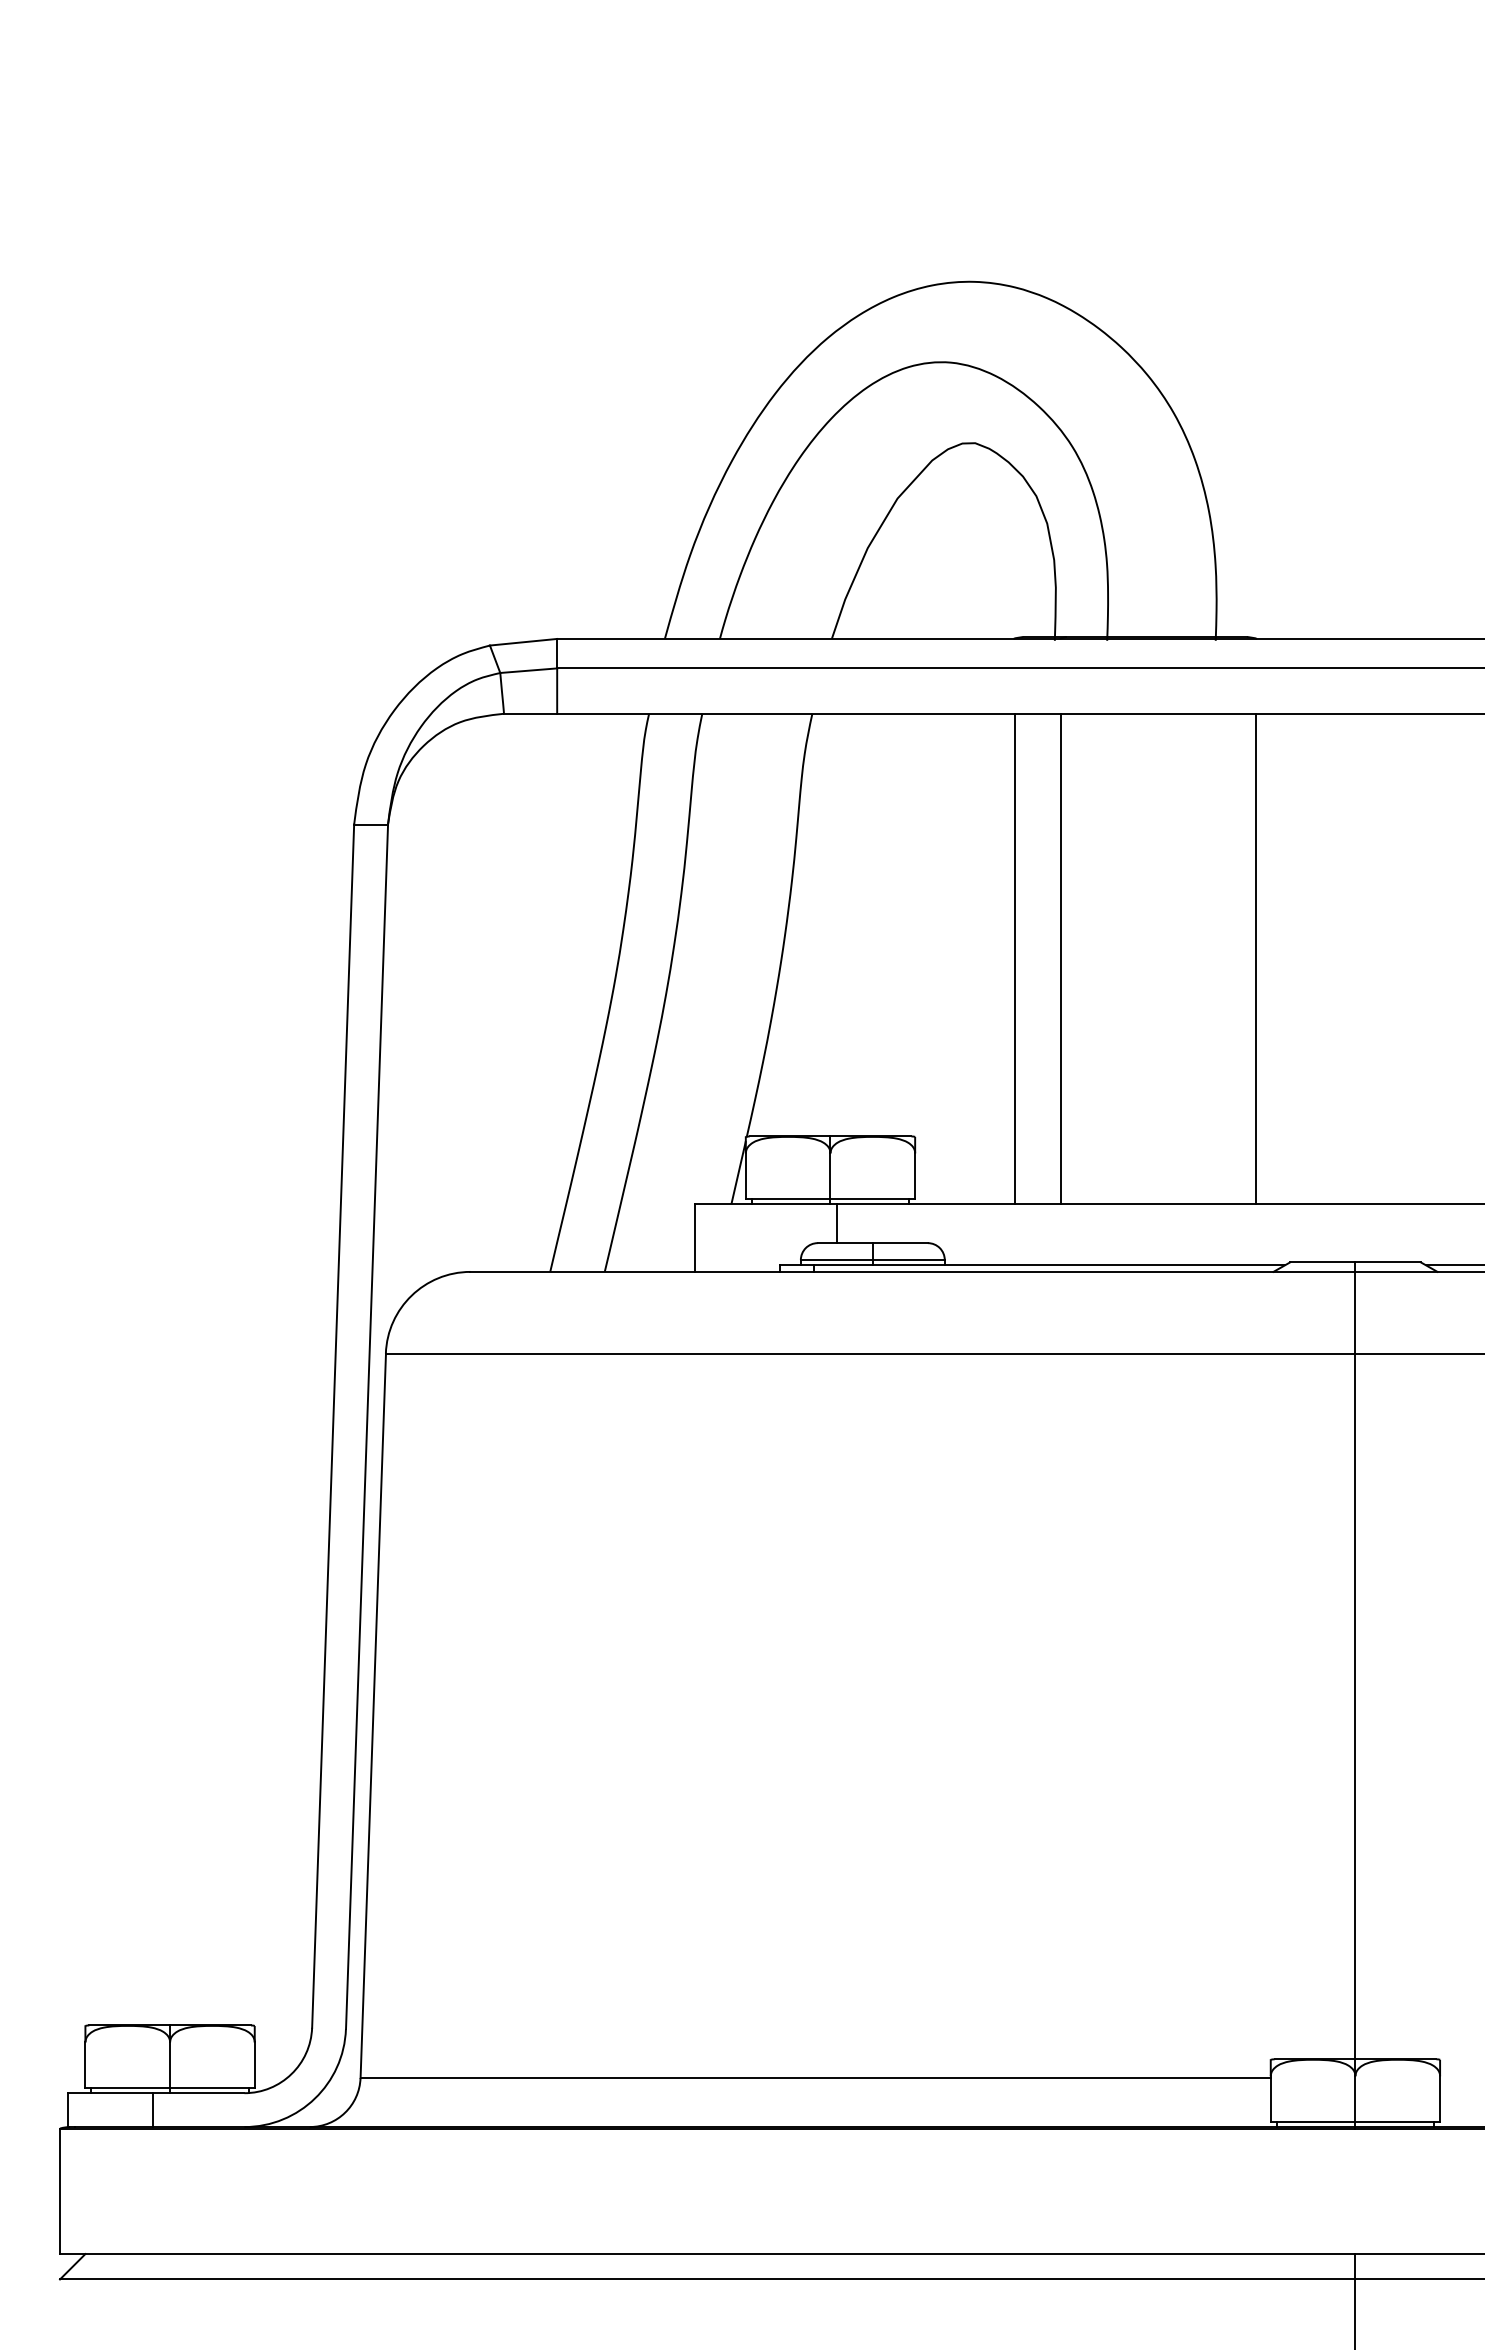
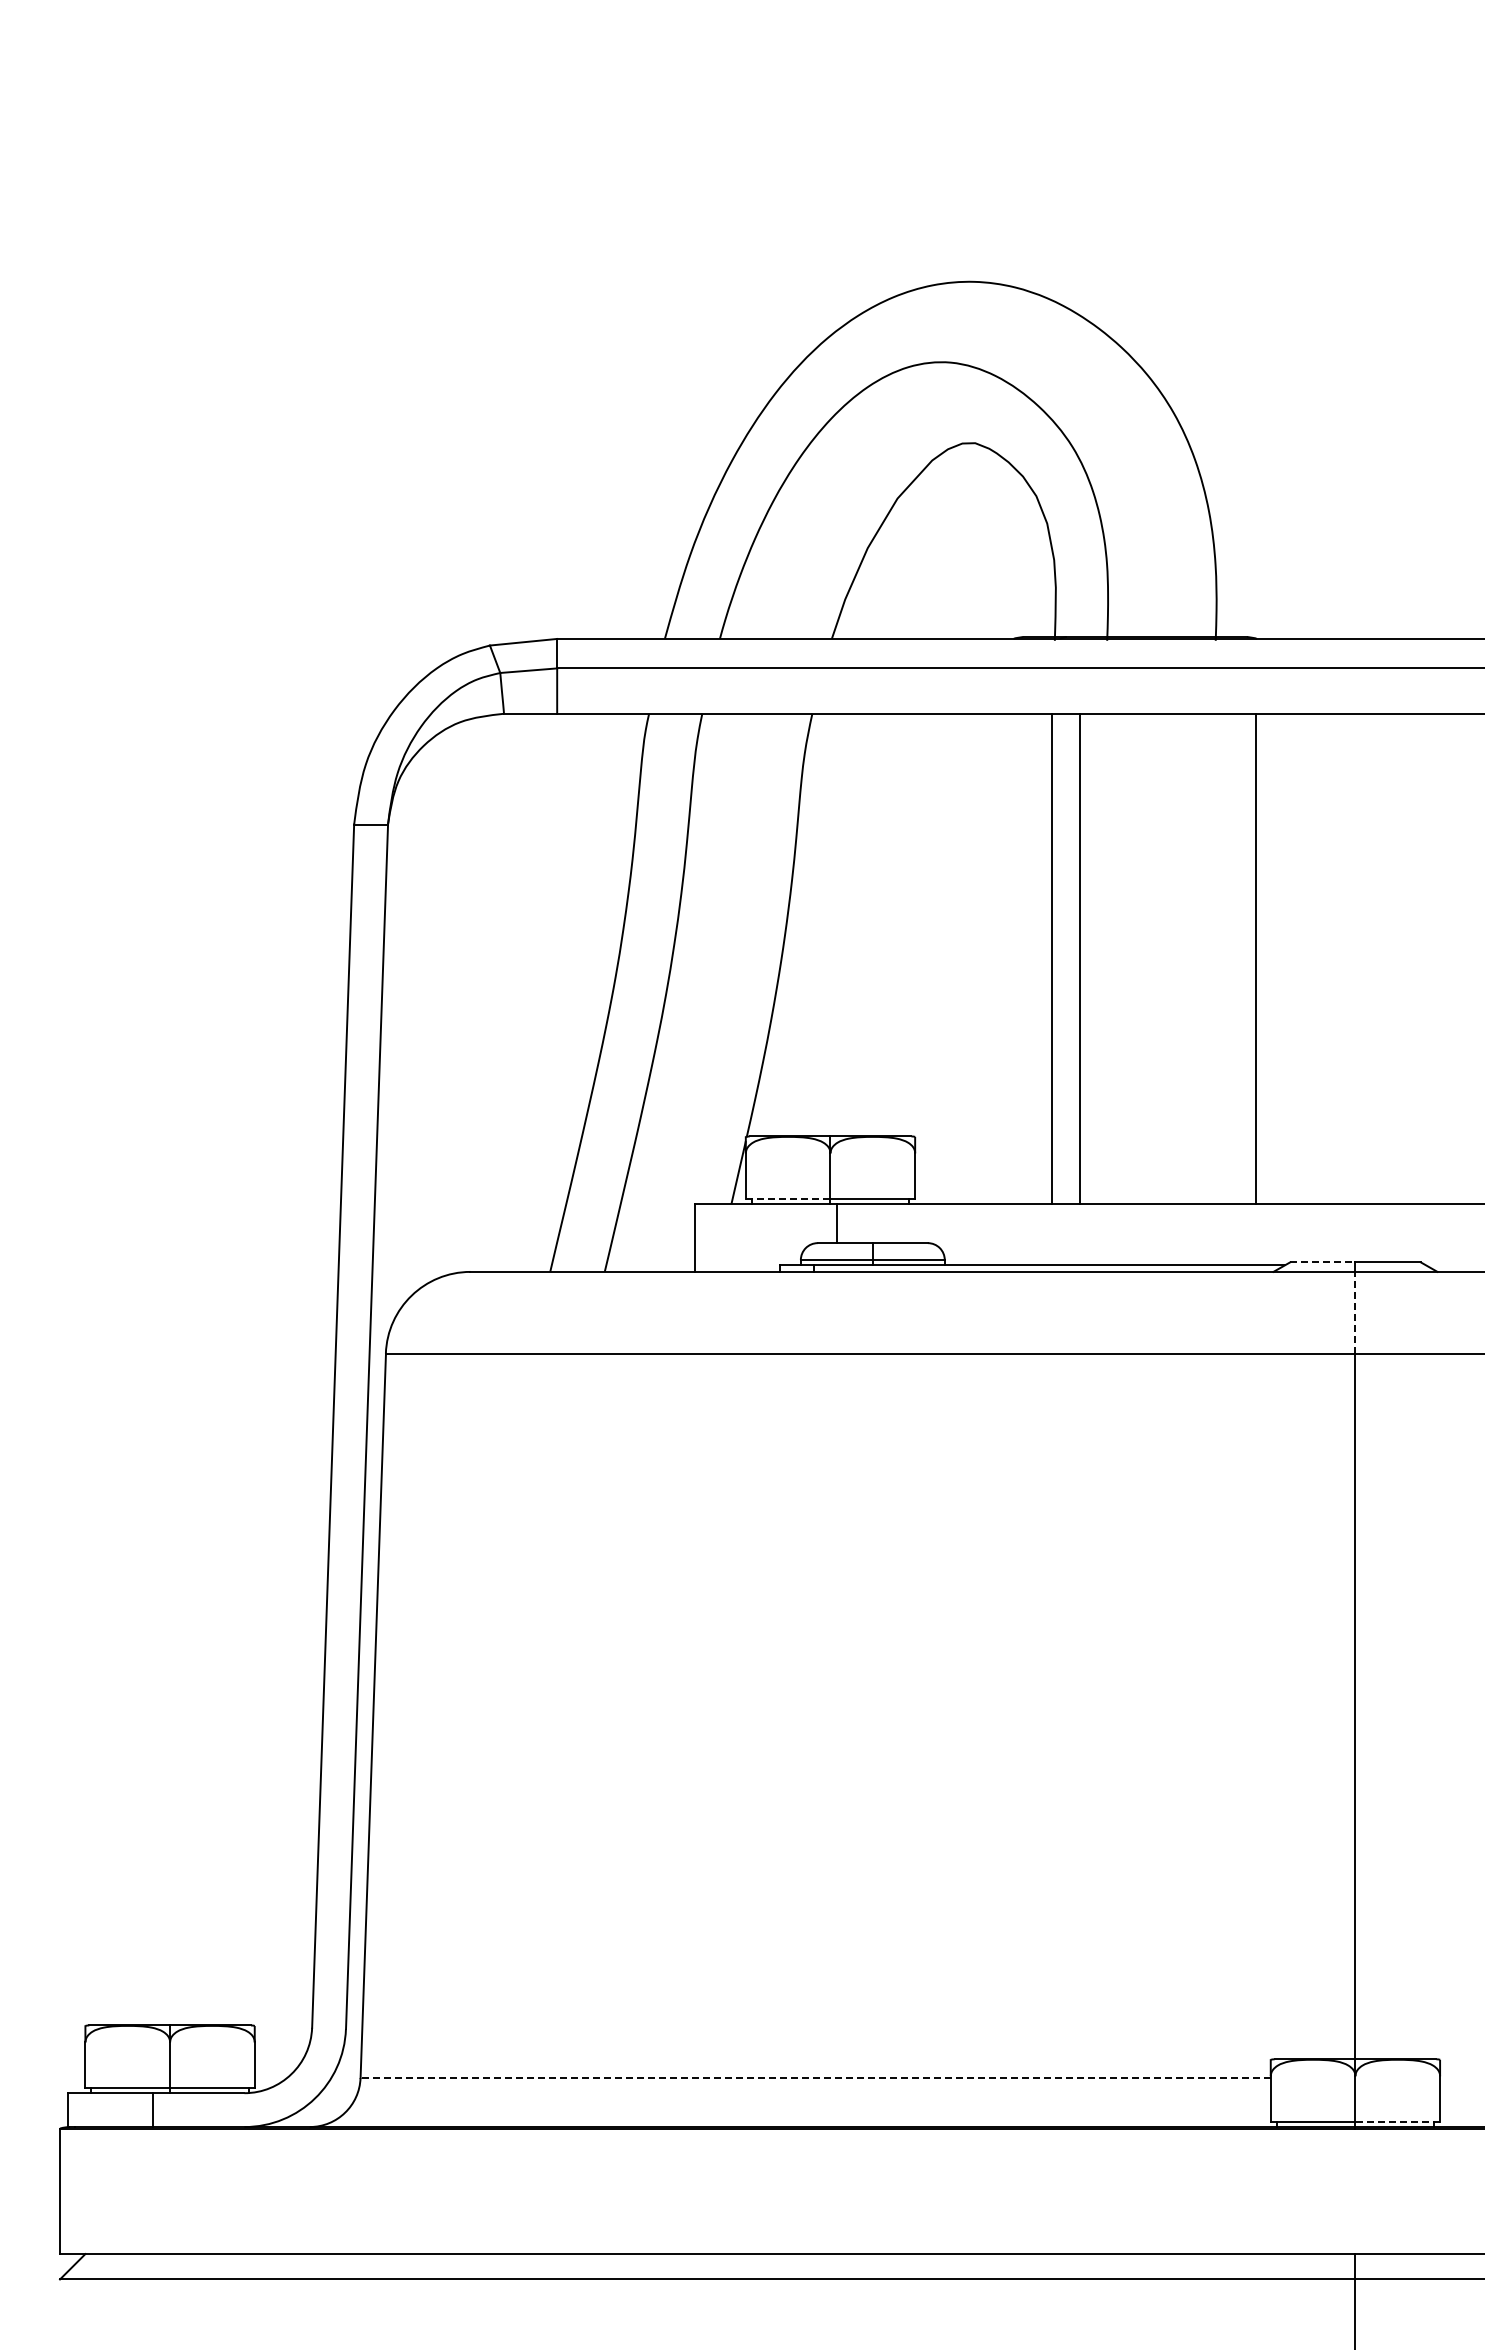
line position: (1015, 958) -> (1052, 958) (1052, 958)
line position: (1060, 958) -> (1079, 958) (1079, 958)
line: solid -> dashed (787, 1199)
line: solid -> dashed (1322, 1262)
line: present -> none (1453, 1265)
line: solid -> dashed (1355, 1312)
line: solid -> dashed (815, 2078)
line: solid -> dashed (1397, 2121)
